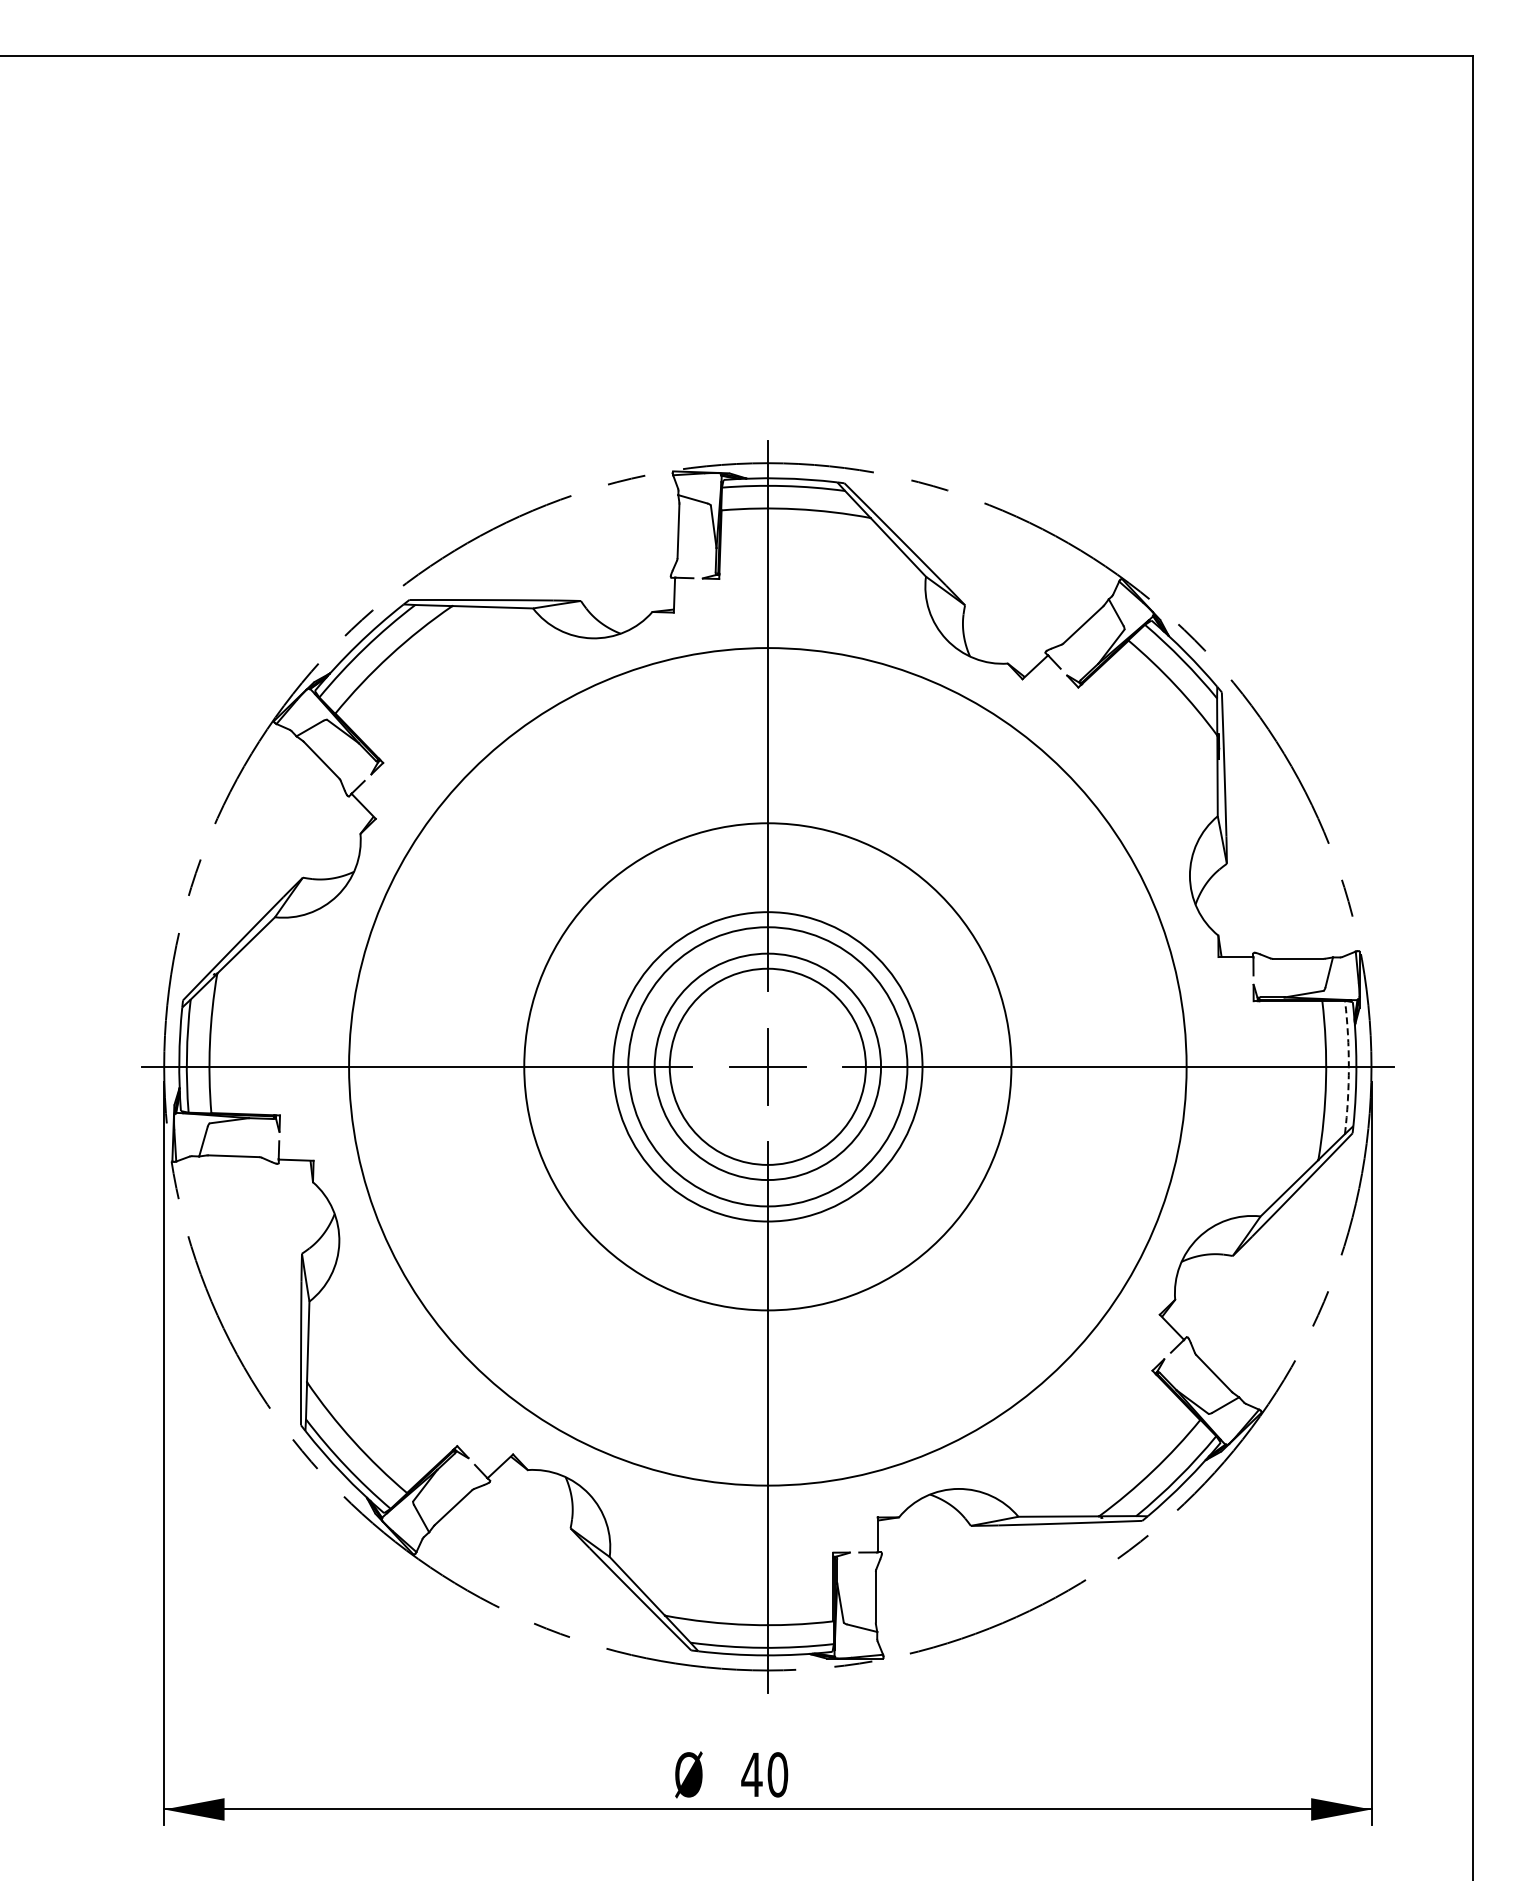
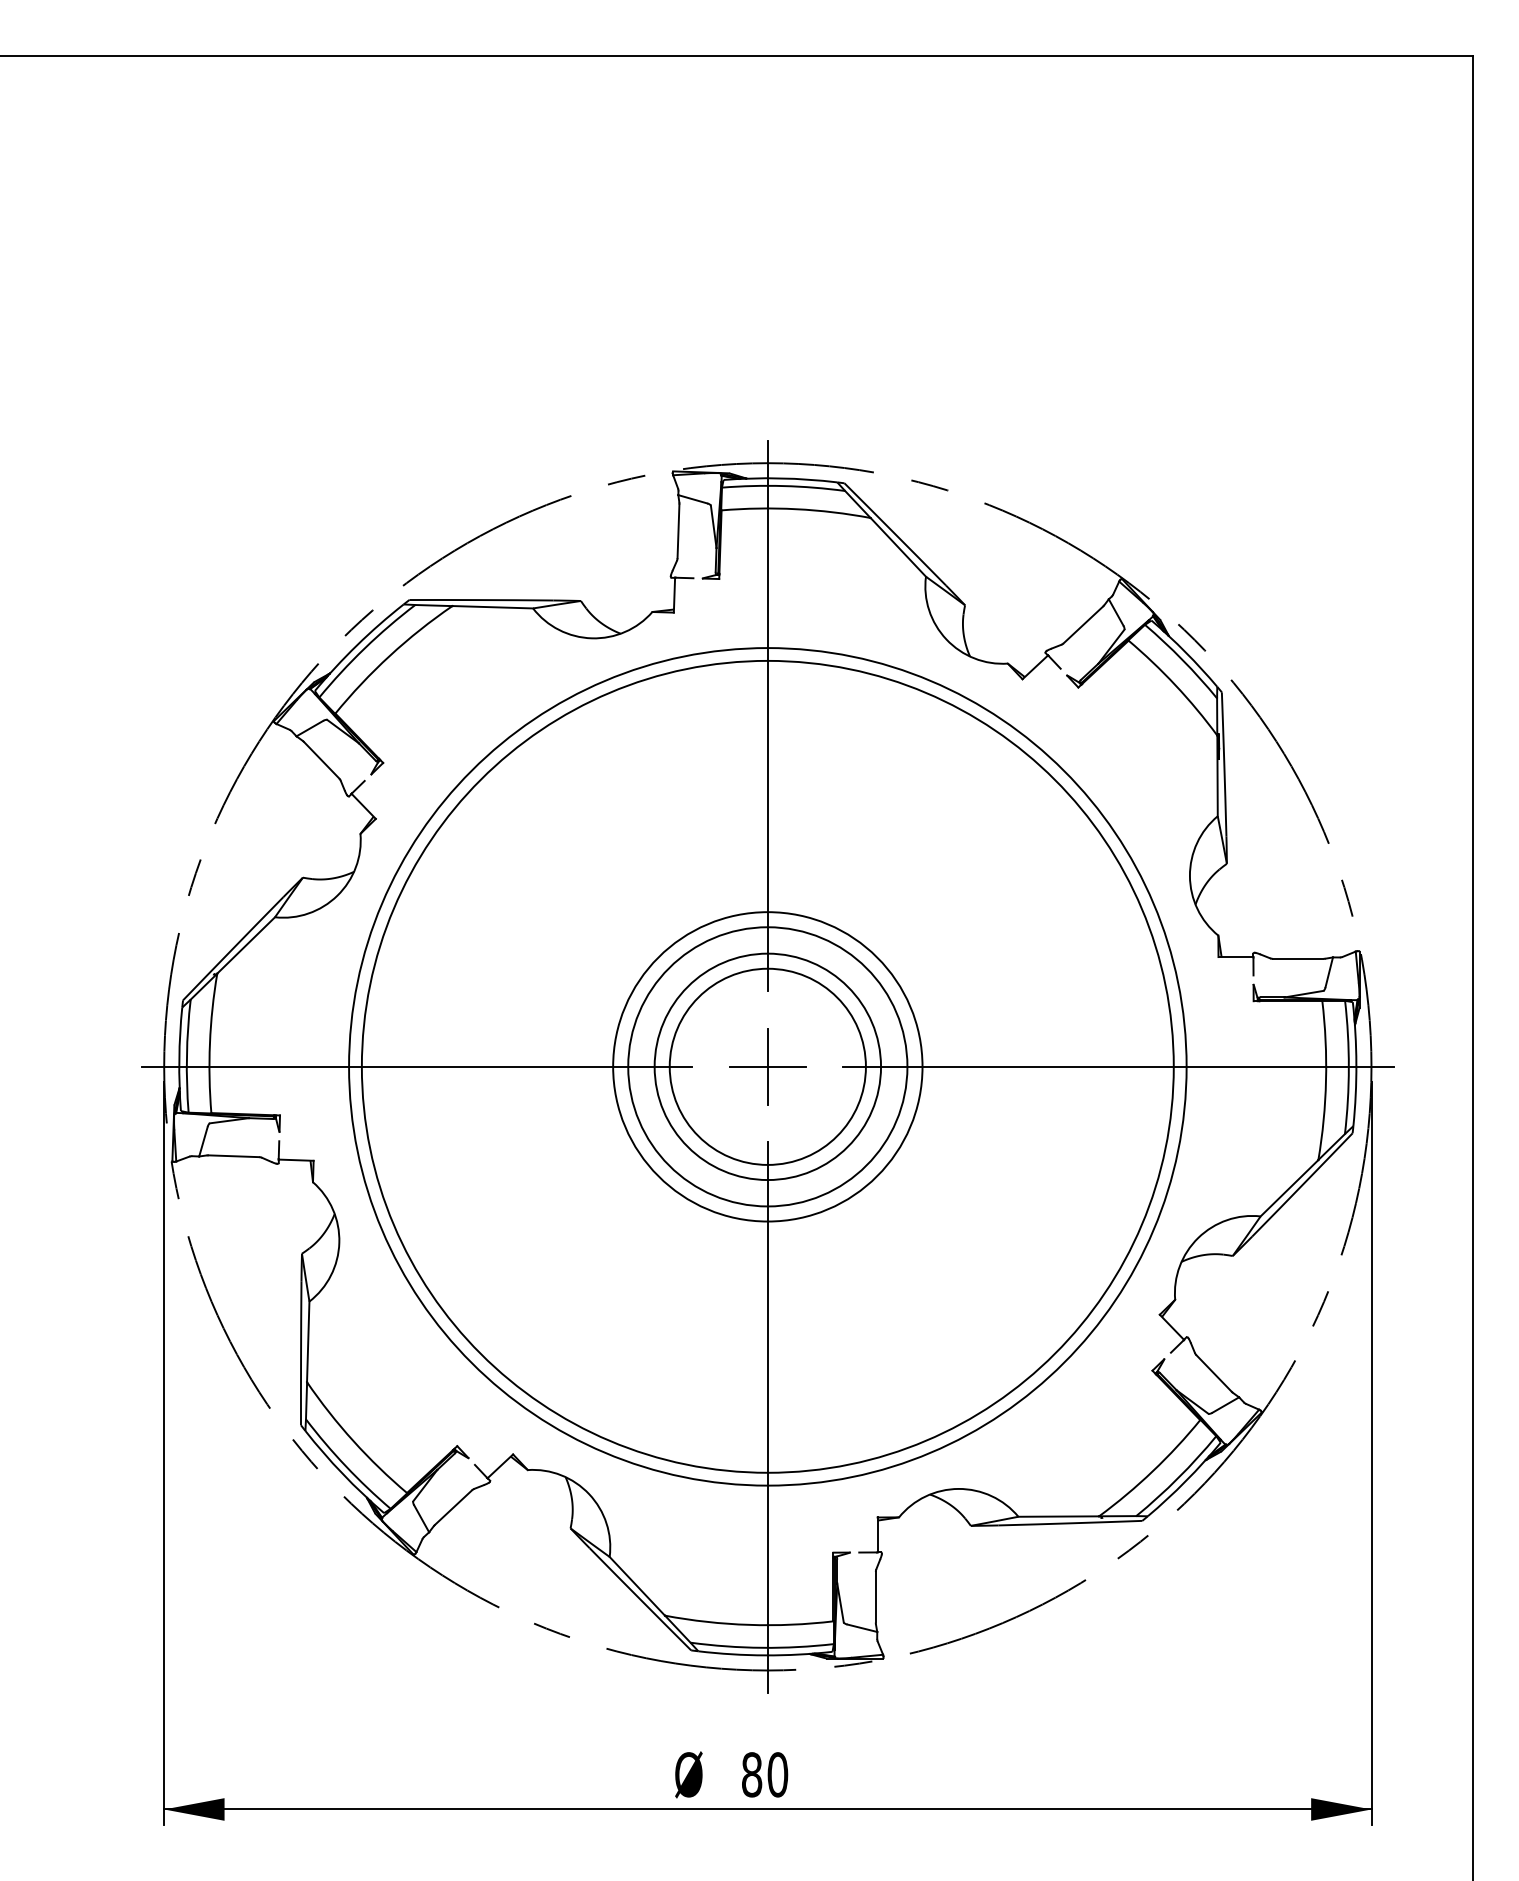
circle diameter: 487 px -> 812 px (767, 1066)
arc: dashed -> solid (1348, 1067)
text: 40 -> 80 (751, 1774)
